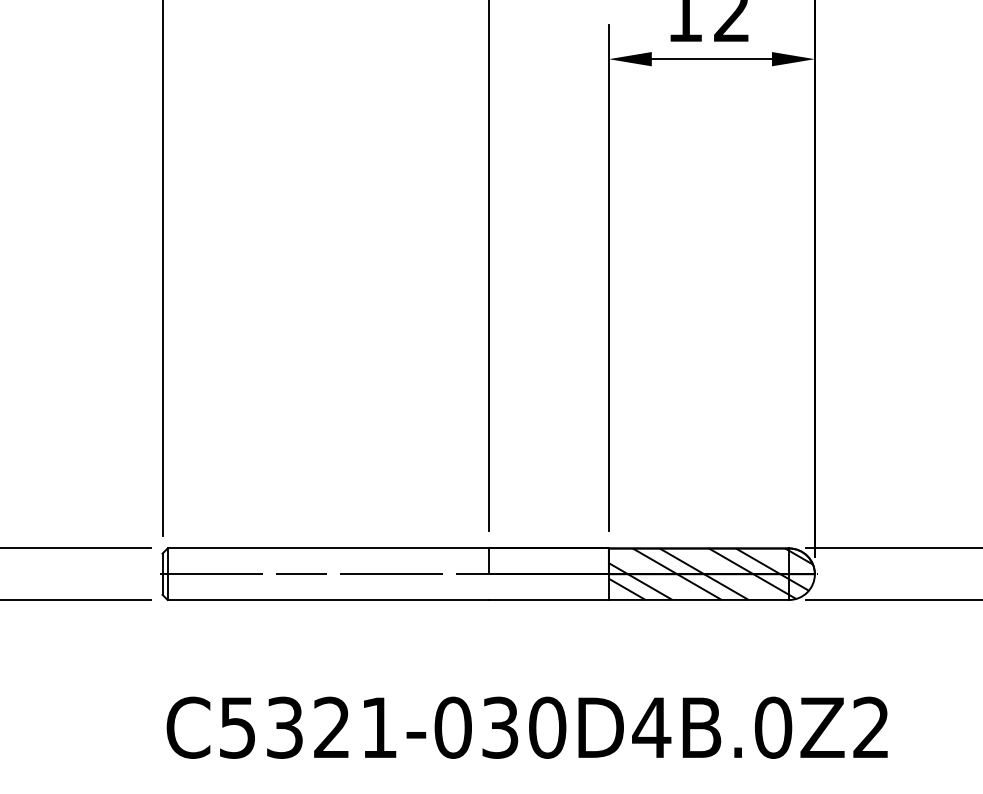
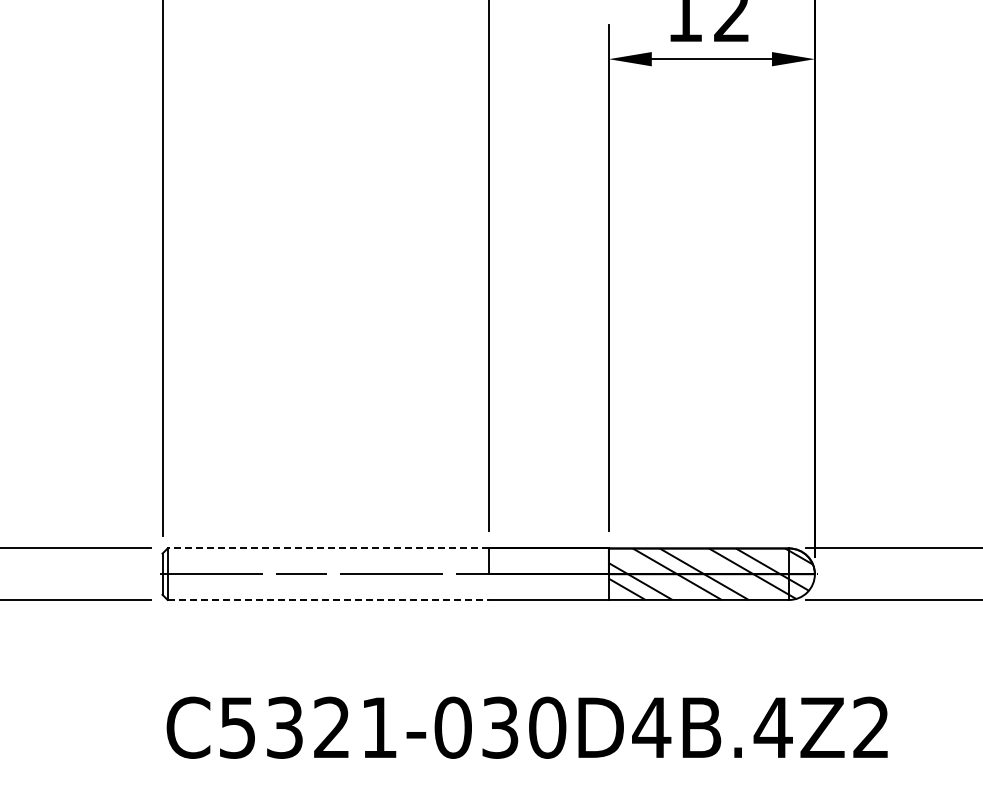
line: solid -> dashed (328, 548)
line: solid -> dashed (328, 599)
text: C5321-030D4B.0Z2 -> C5321-030D4B.4Z2 (772, 727)
